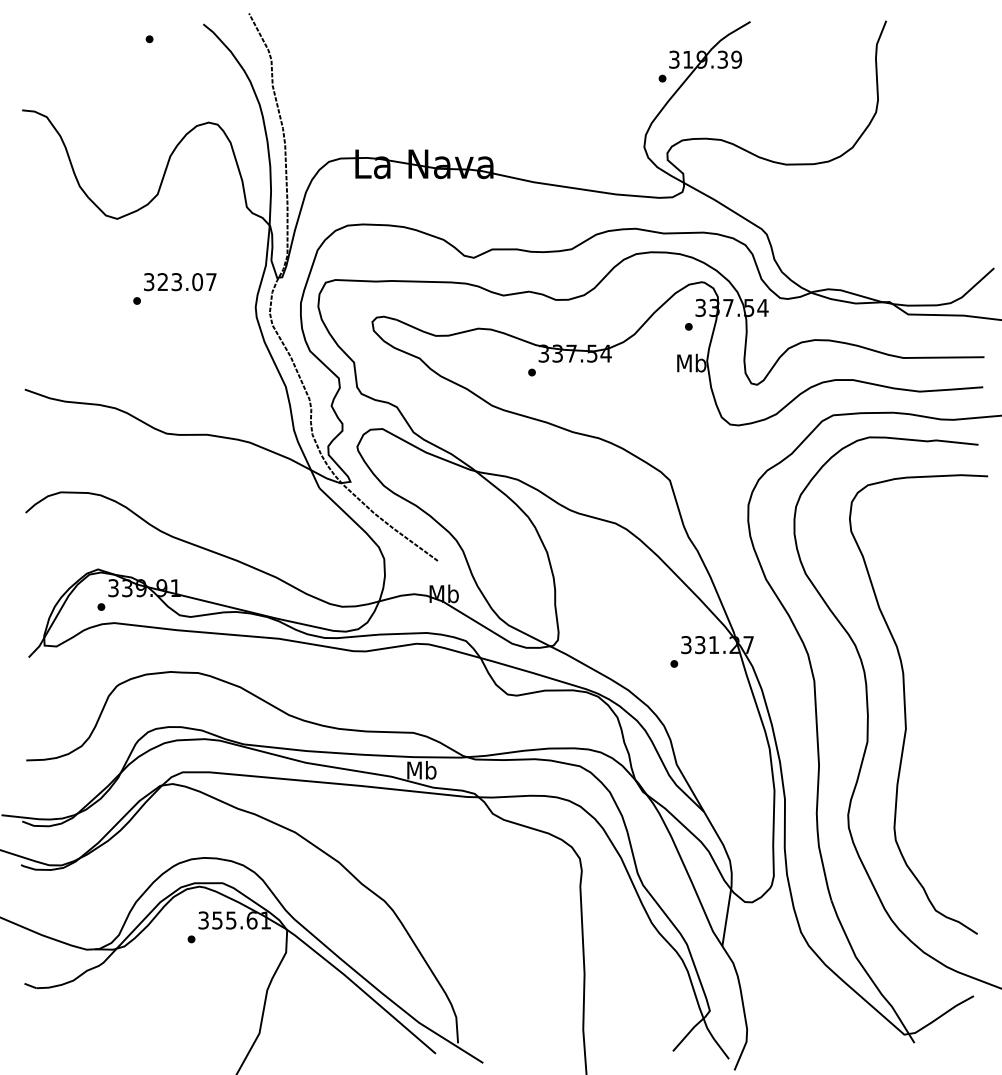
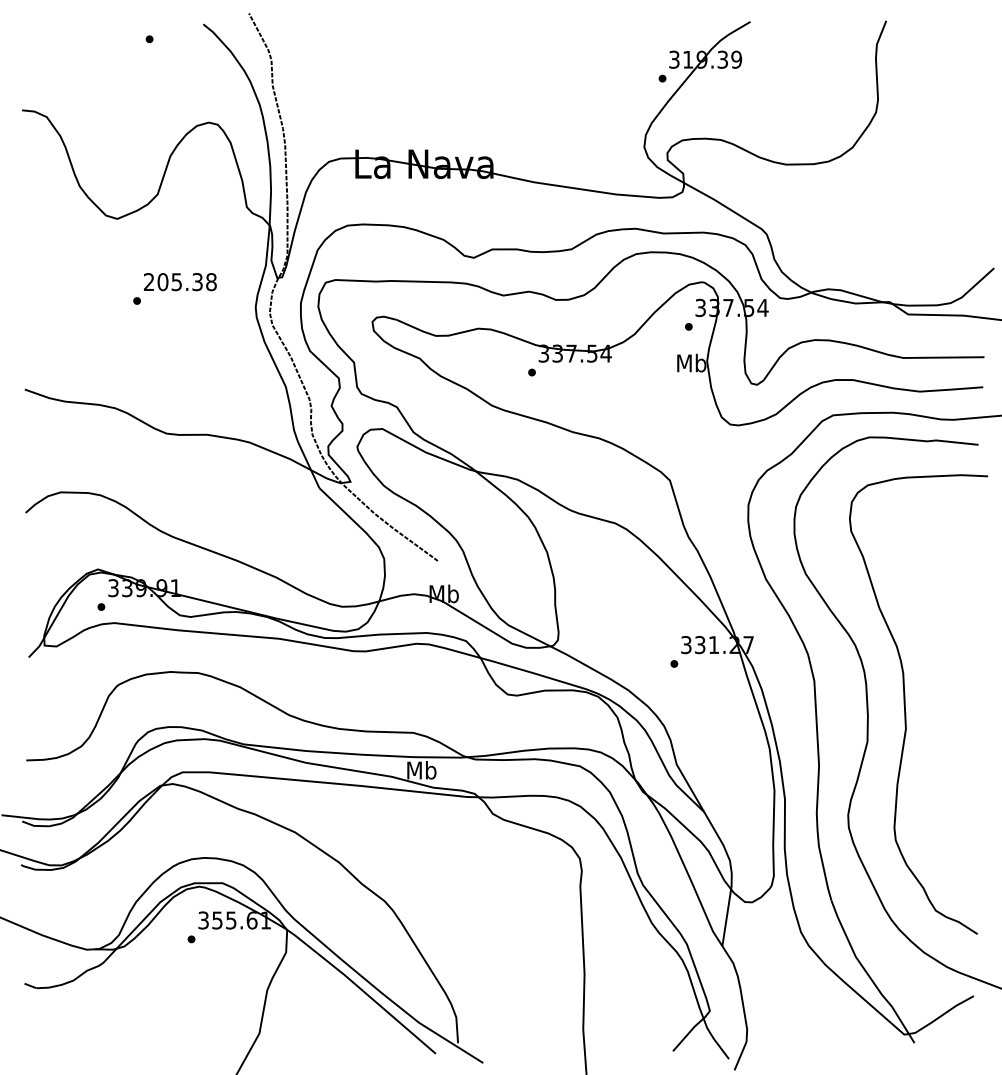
text: 323.07 -> 205.38 (180, 282)
